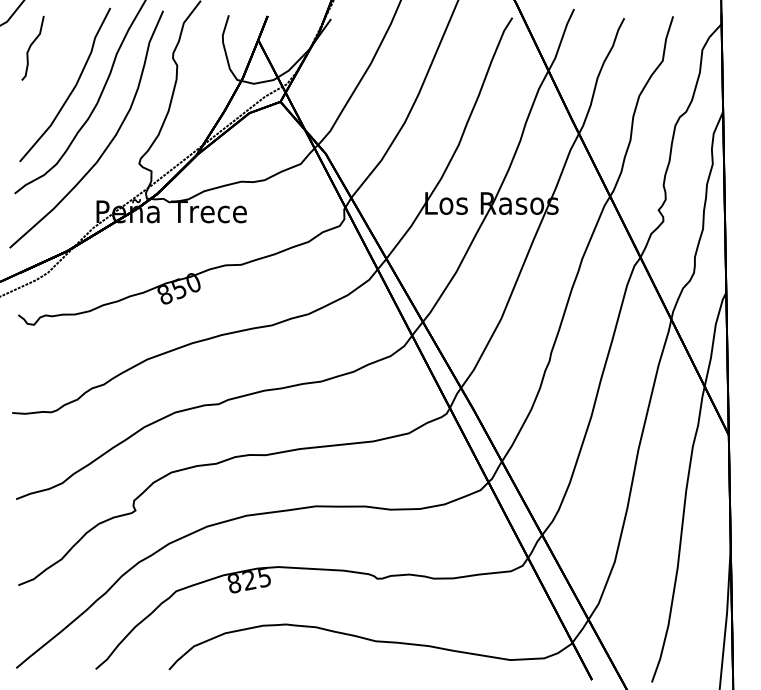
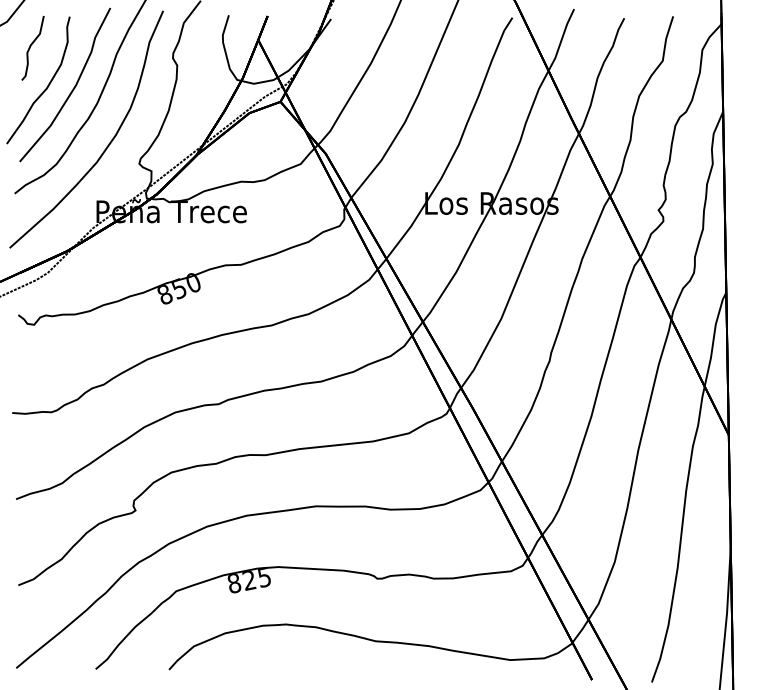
curve: none -> present (47, 85)
